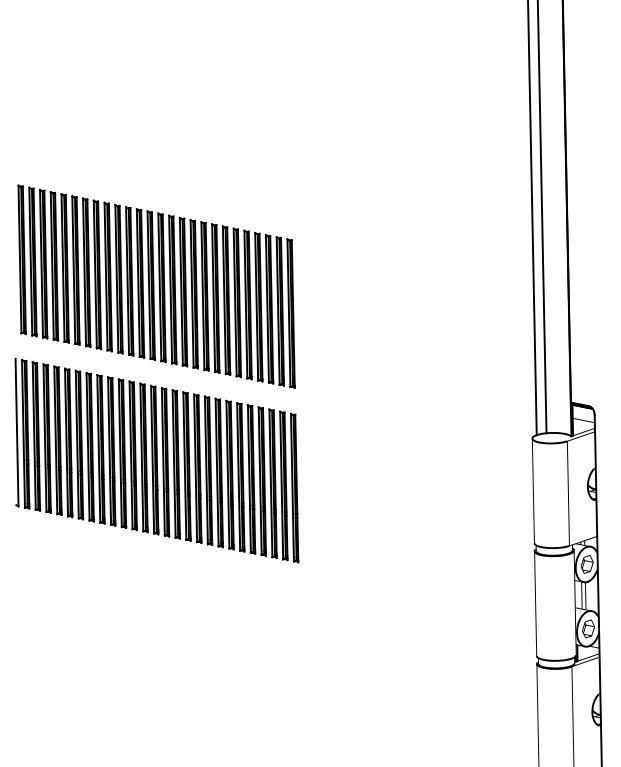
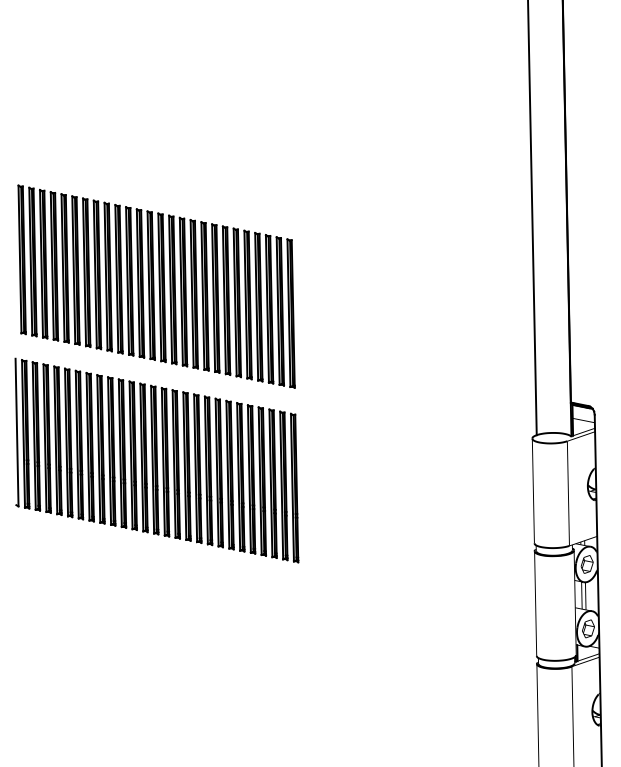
line: present -> none (541, 217)
